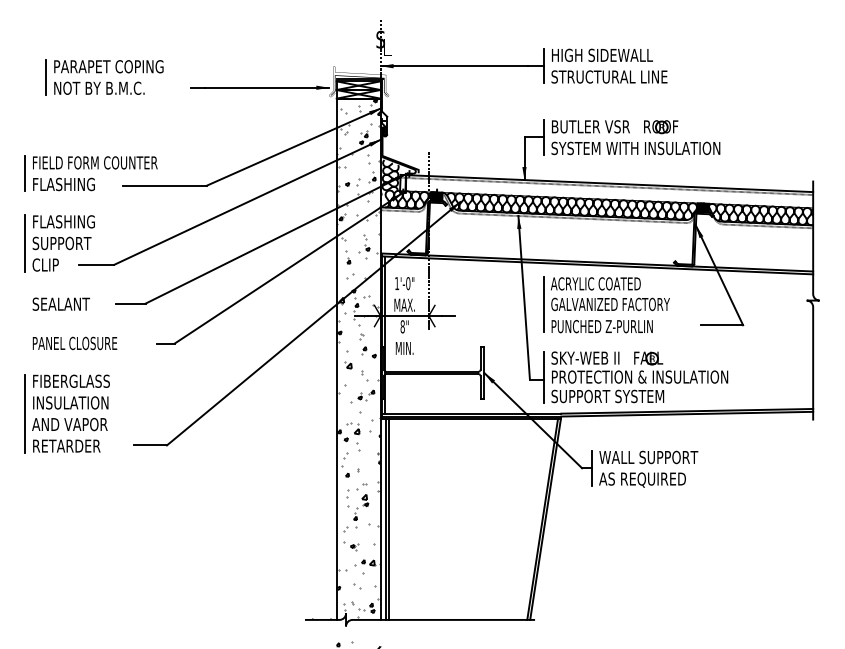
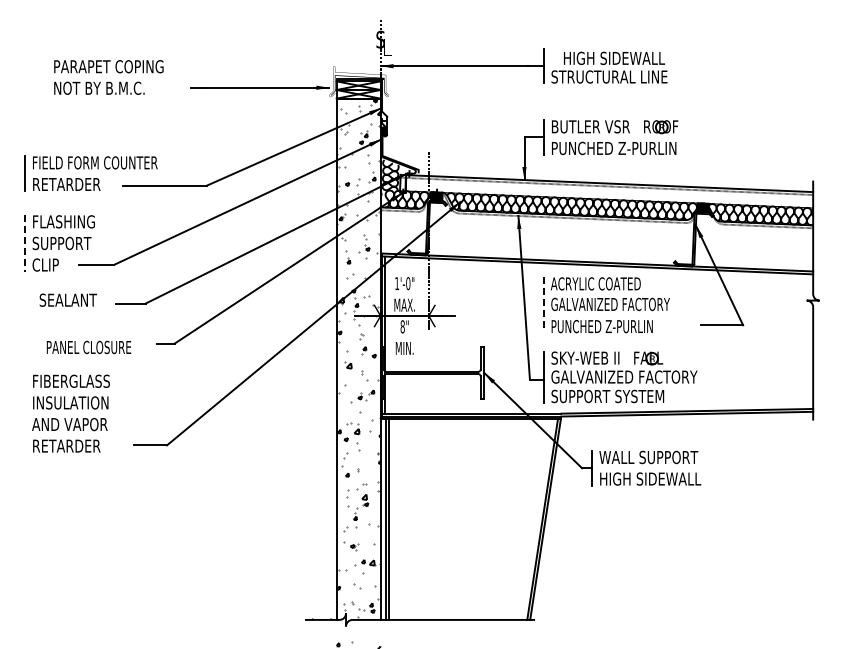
text position: (602, 54) -> (614, 57) (614, 57)
line: present -> none (46, 77)
text: SYSTEM WITH INSULATION -> PUNCHED Z-PURLIN (635, 148)
text: FLASHING -> RETARDER (67, 184)
line: solid -> dashed (25, 243)
text position: (60, 303) -> (67, 299) (67, 299)
line: solid -> dashed (544, 305)
text position: (74, 343) -> (88, 347) (88, 347)
text: PROTECTION & INSULATION -> GALVANIZED FACTORY (639, 376)
line: present -> none (25, 413)
text: AS REQUIRED -> HIGH SIDEWALL (650, 479)
